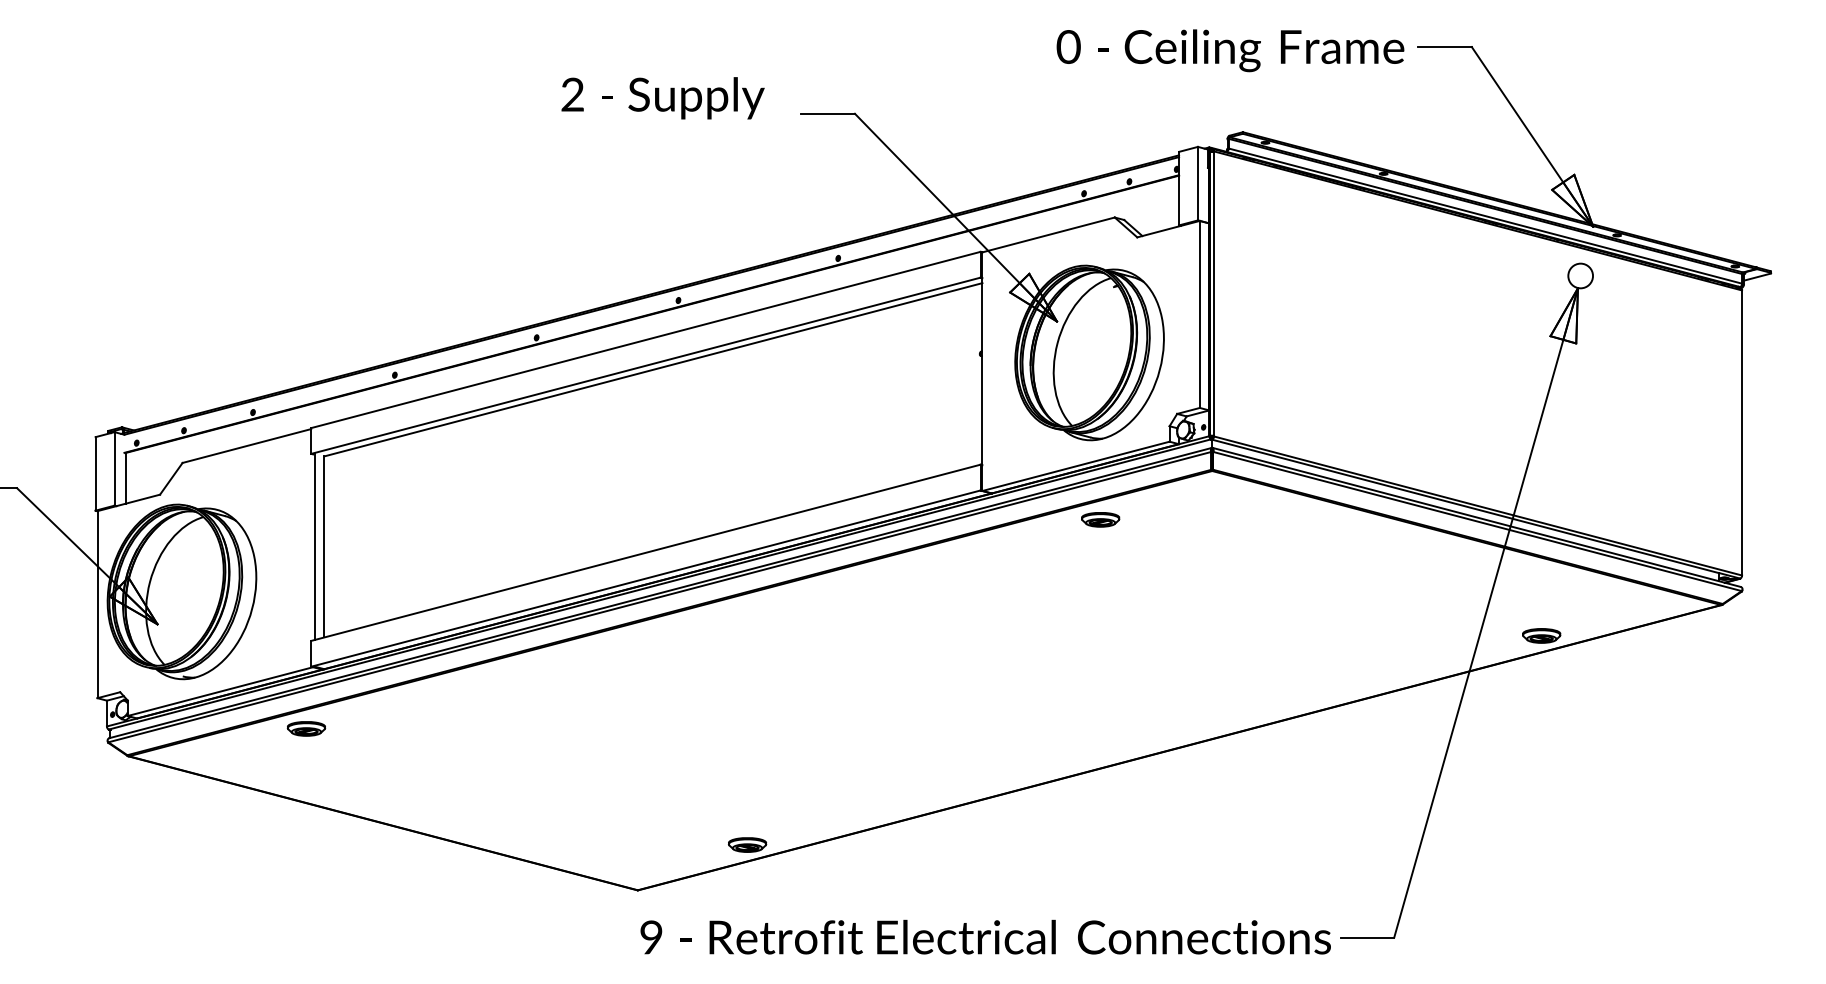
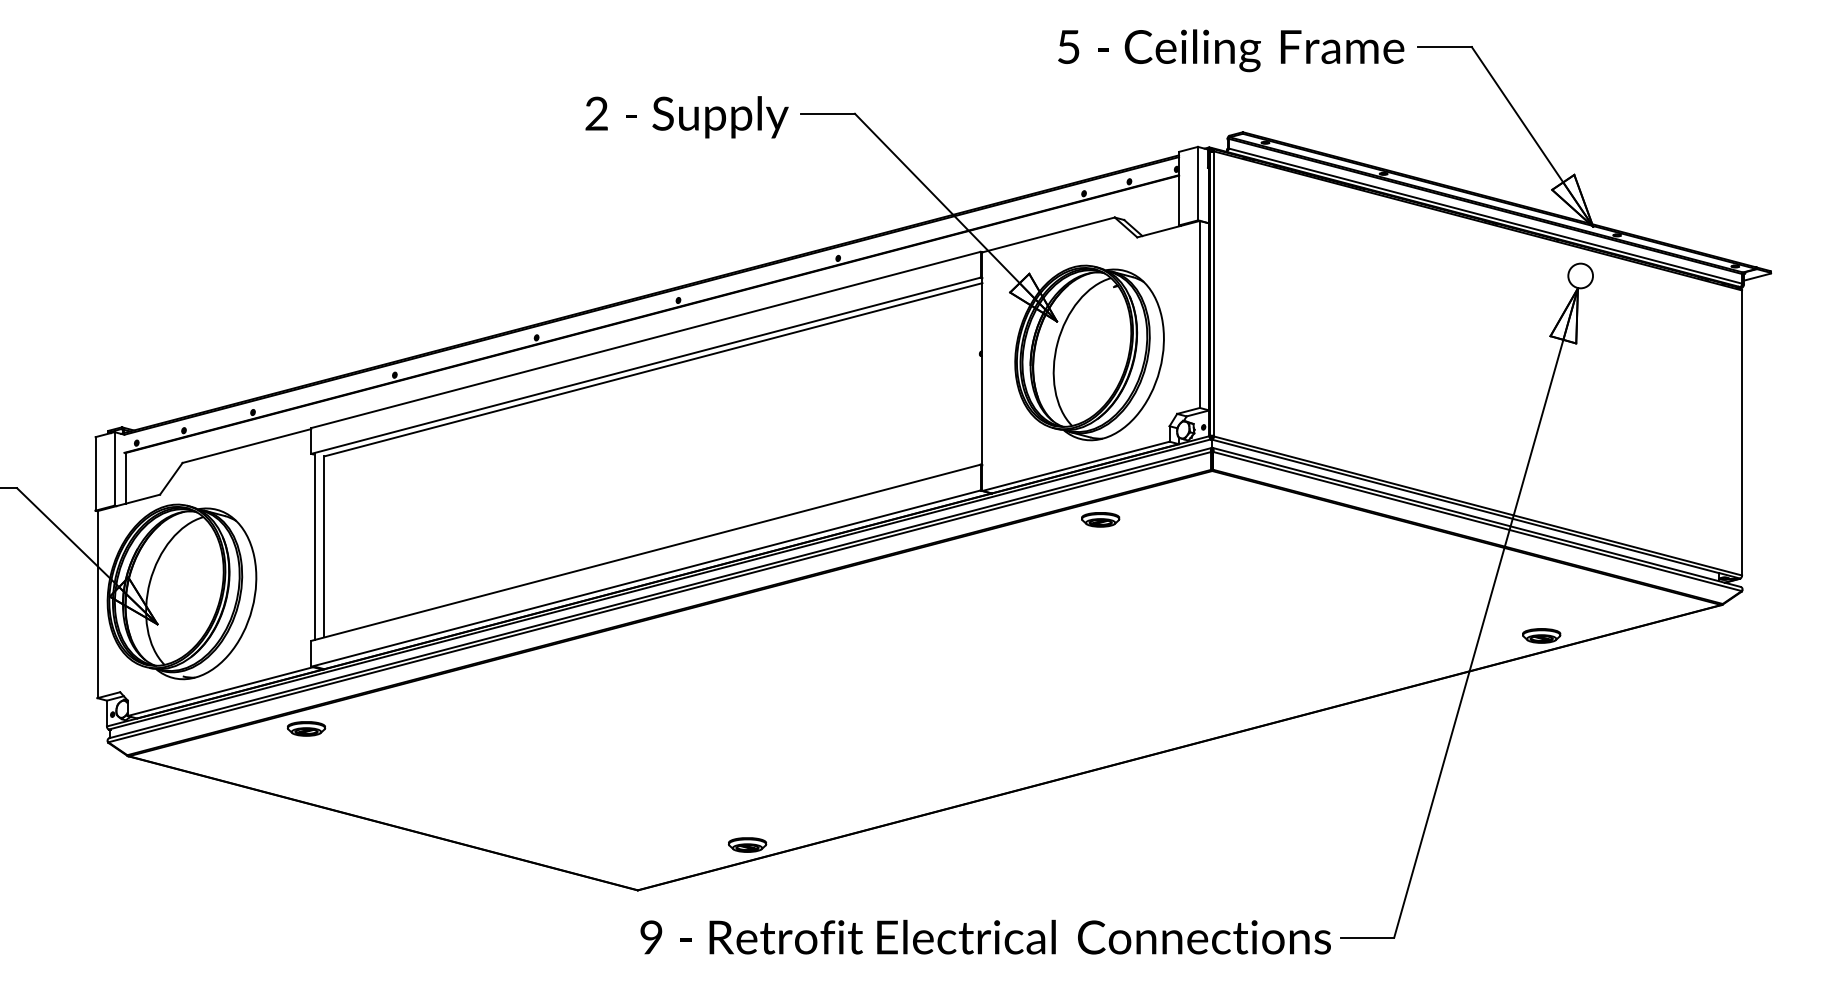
text: 0 -> 5 (1068, 46)
text position: (662, 98) -> (686, 117) (686, 117)
